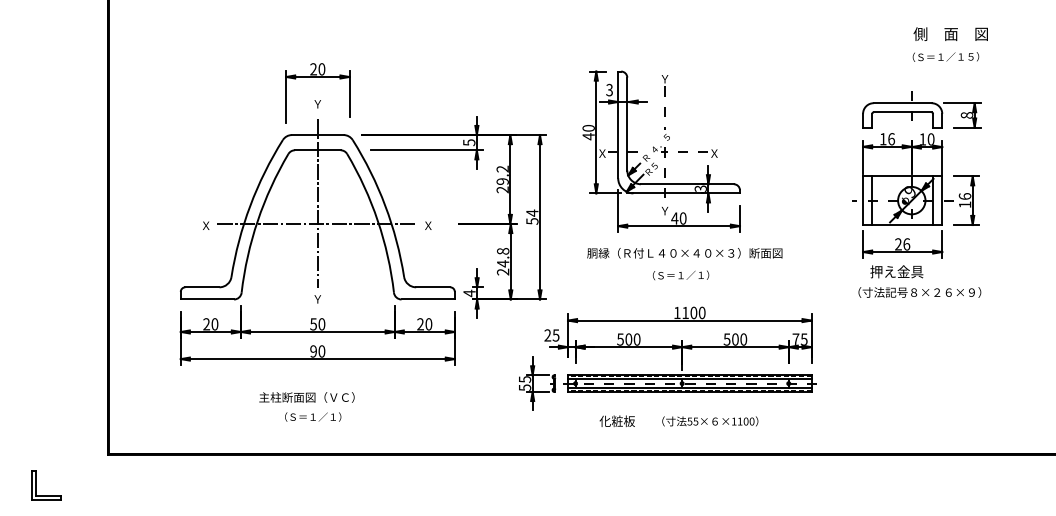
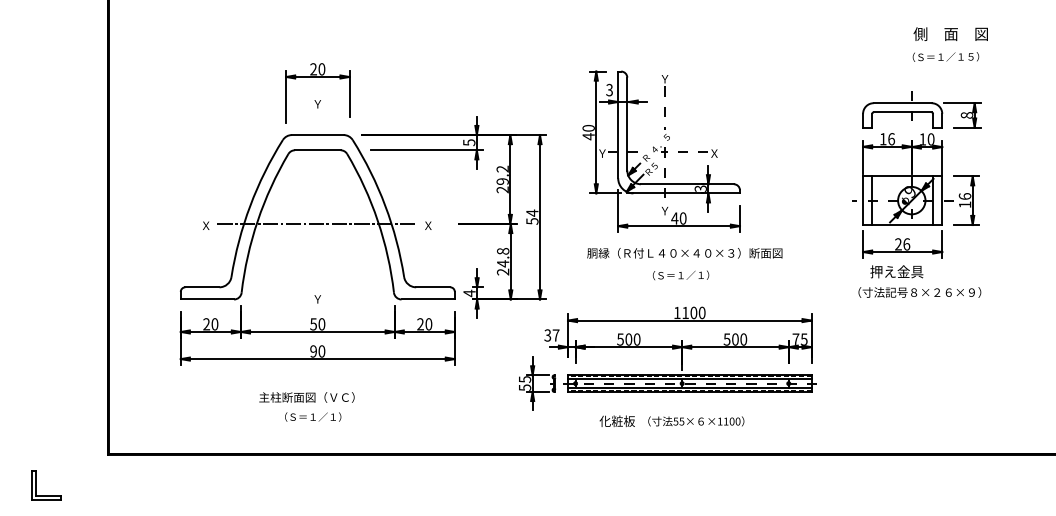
text: Ｘ -> Ｙ (602, 153)
line: present -> none (317, 203)
text: 25 -> 37 (551, 335)
text position: (710, 421) -> (696, 421) (696, 421)
